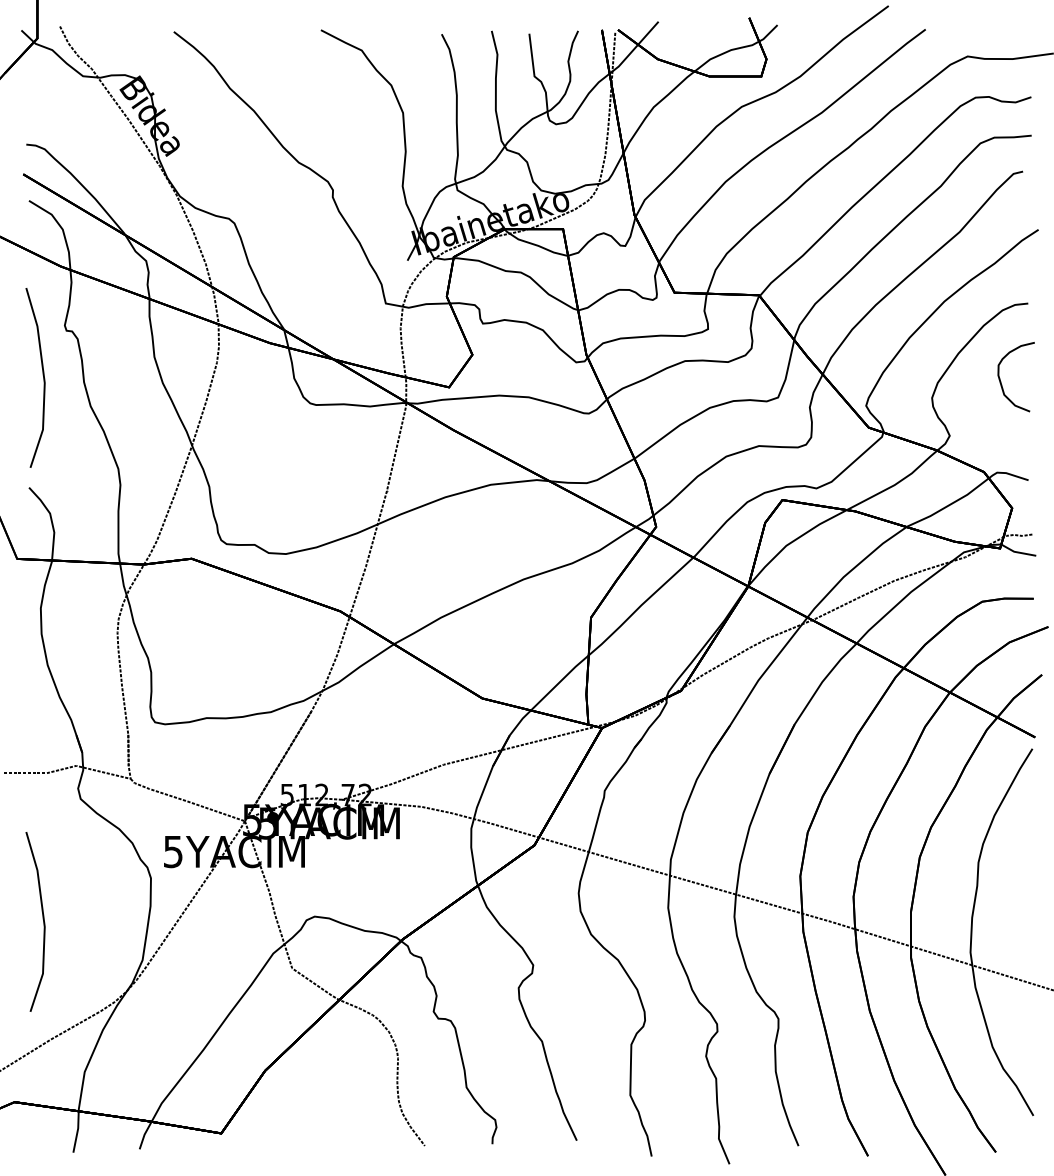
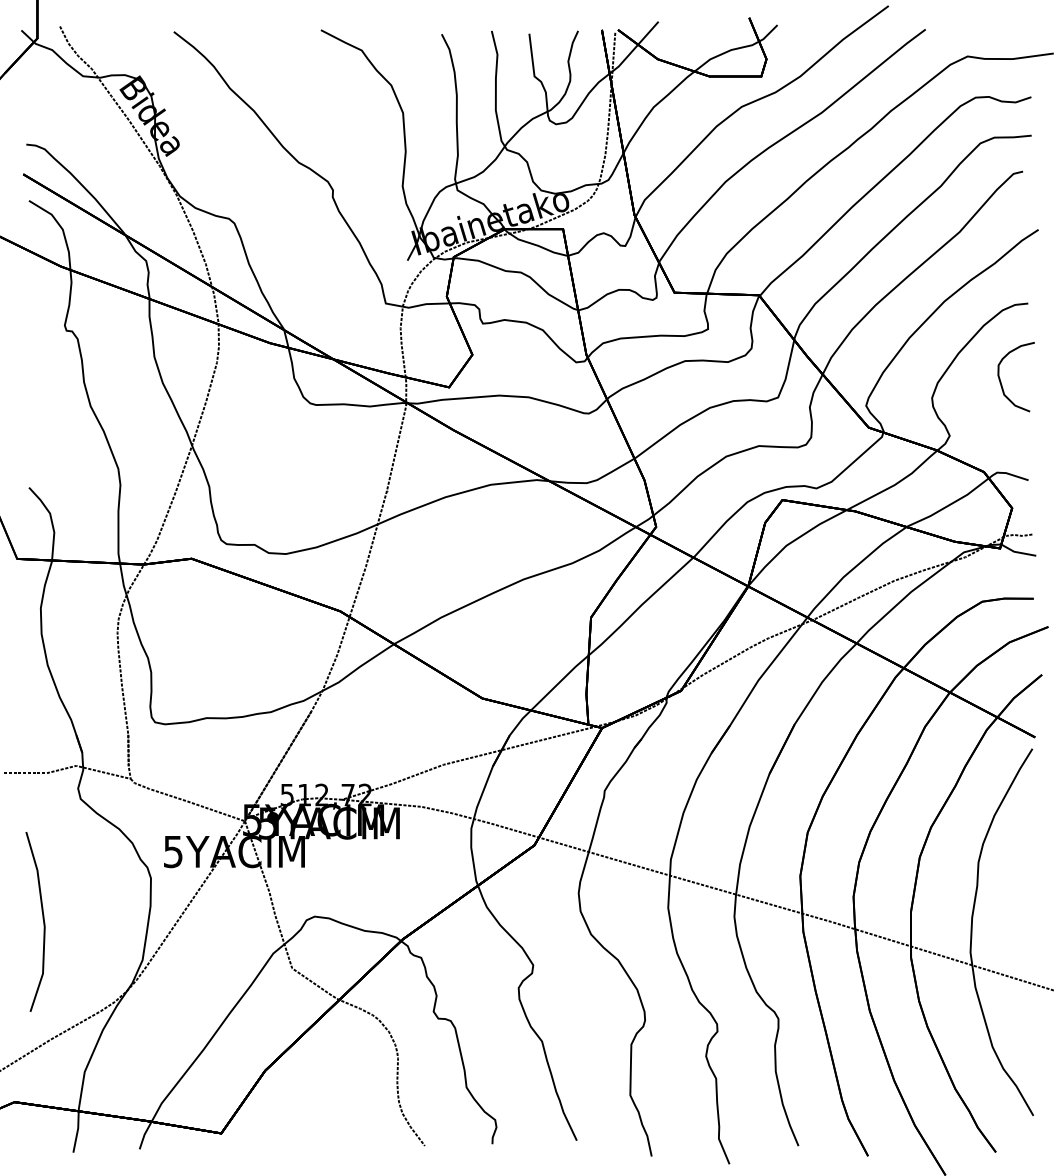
part: present -> none (42, 375)
